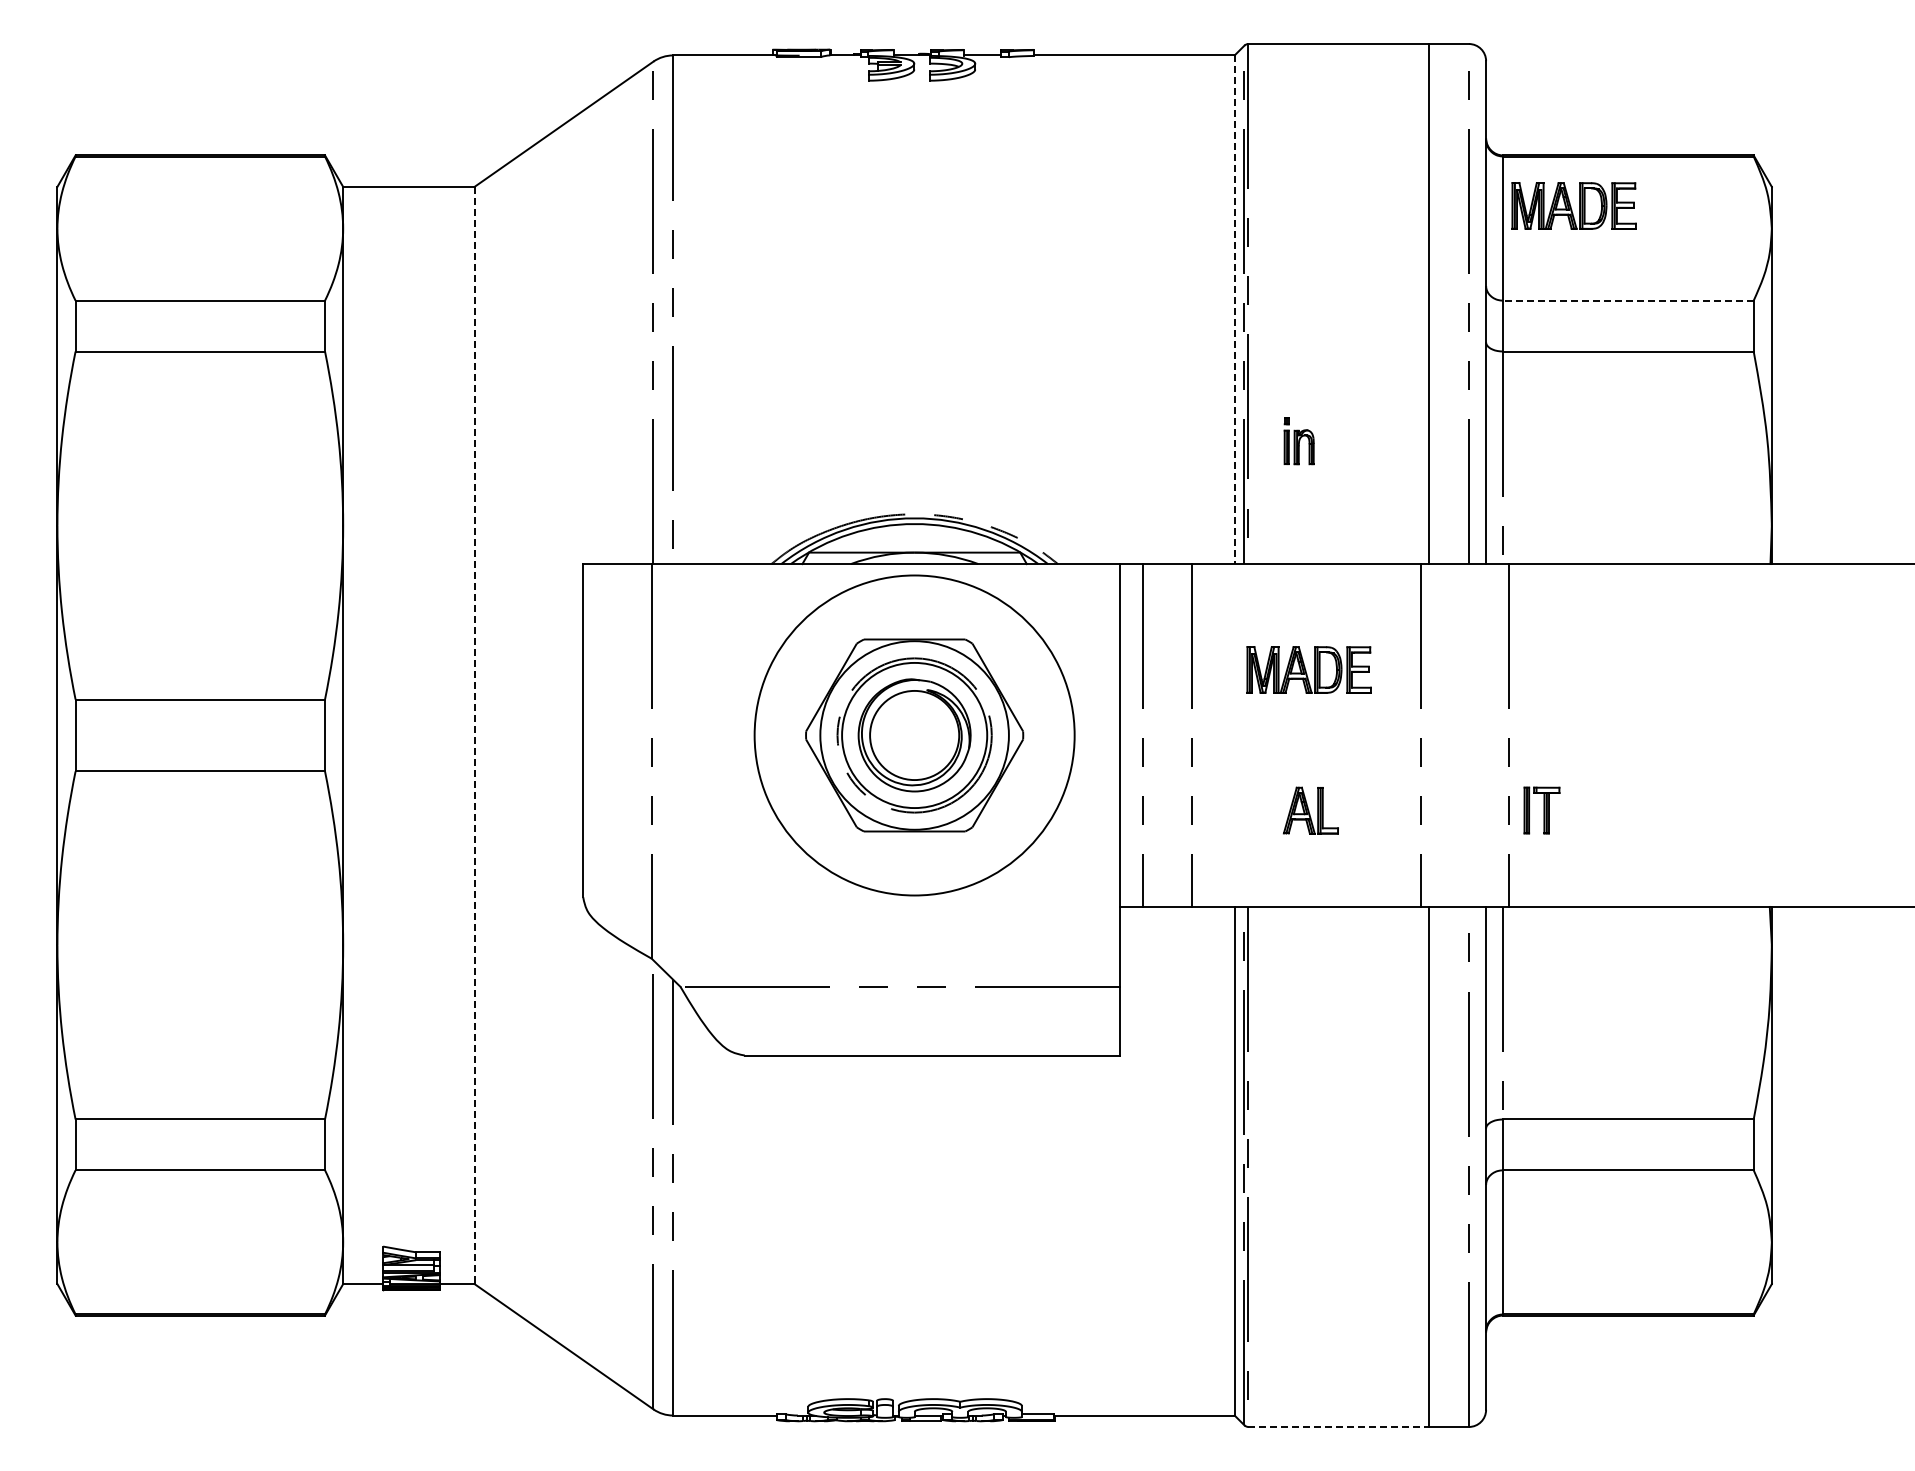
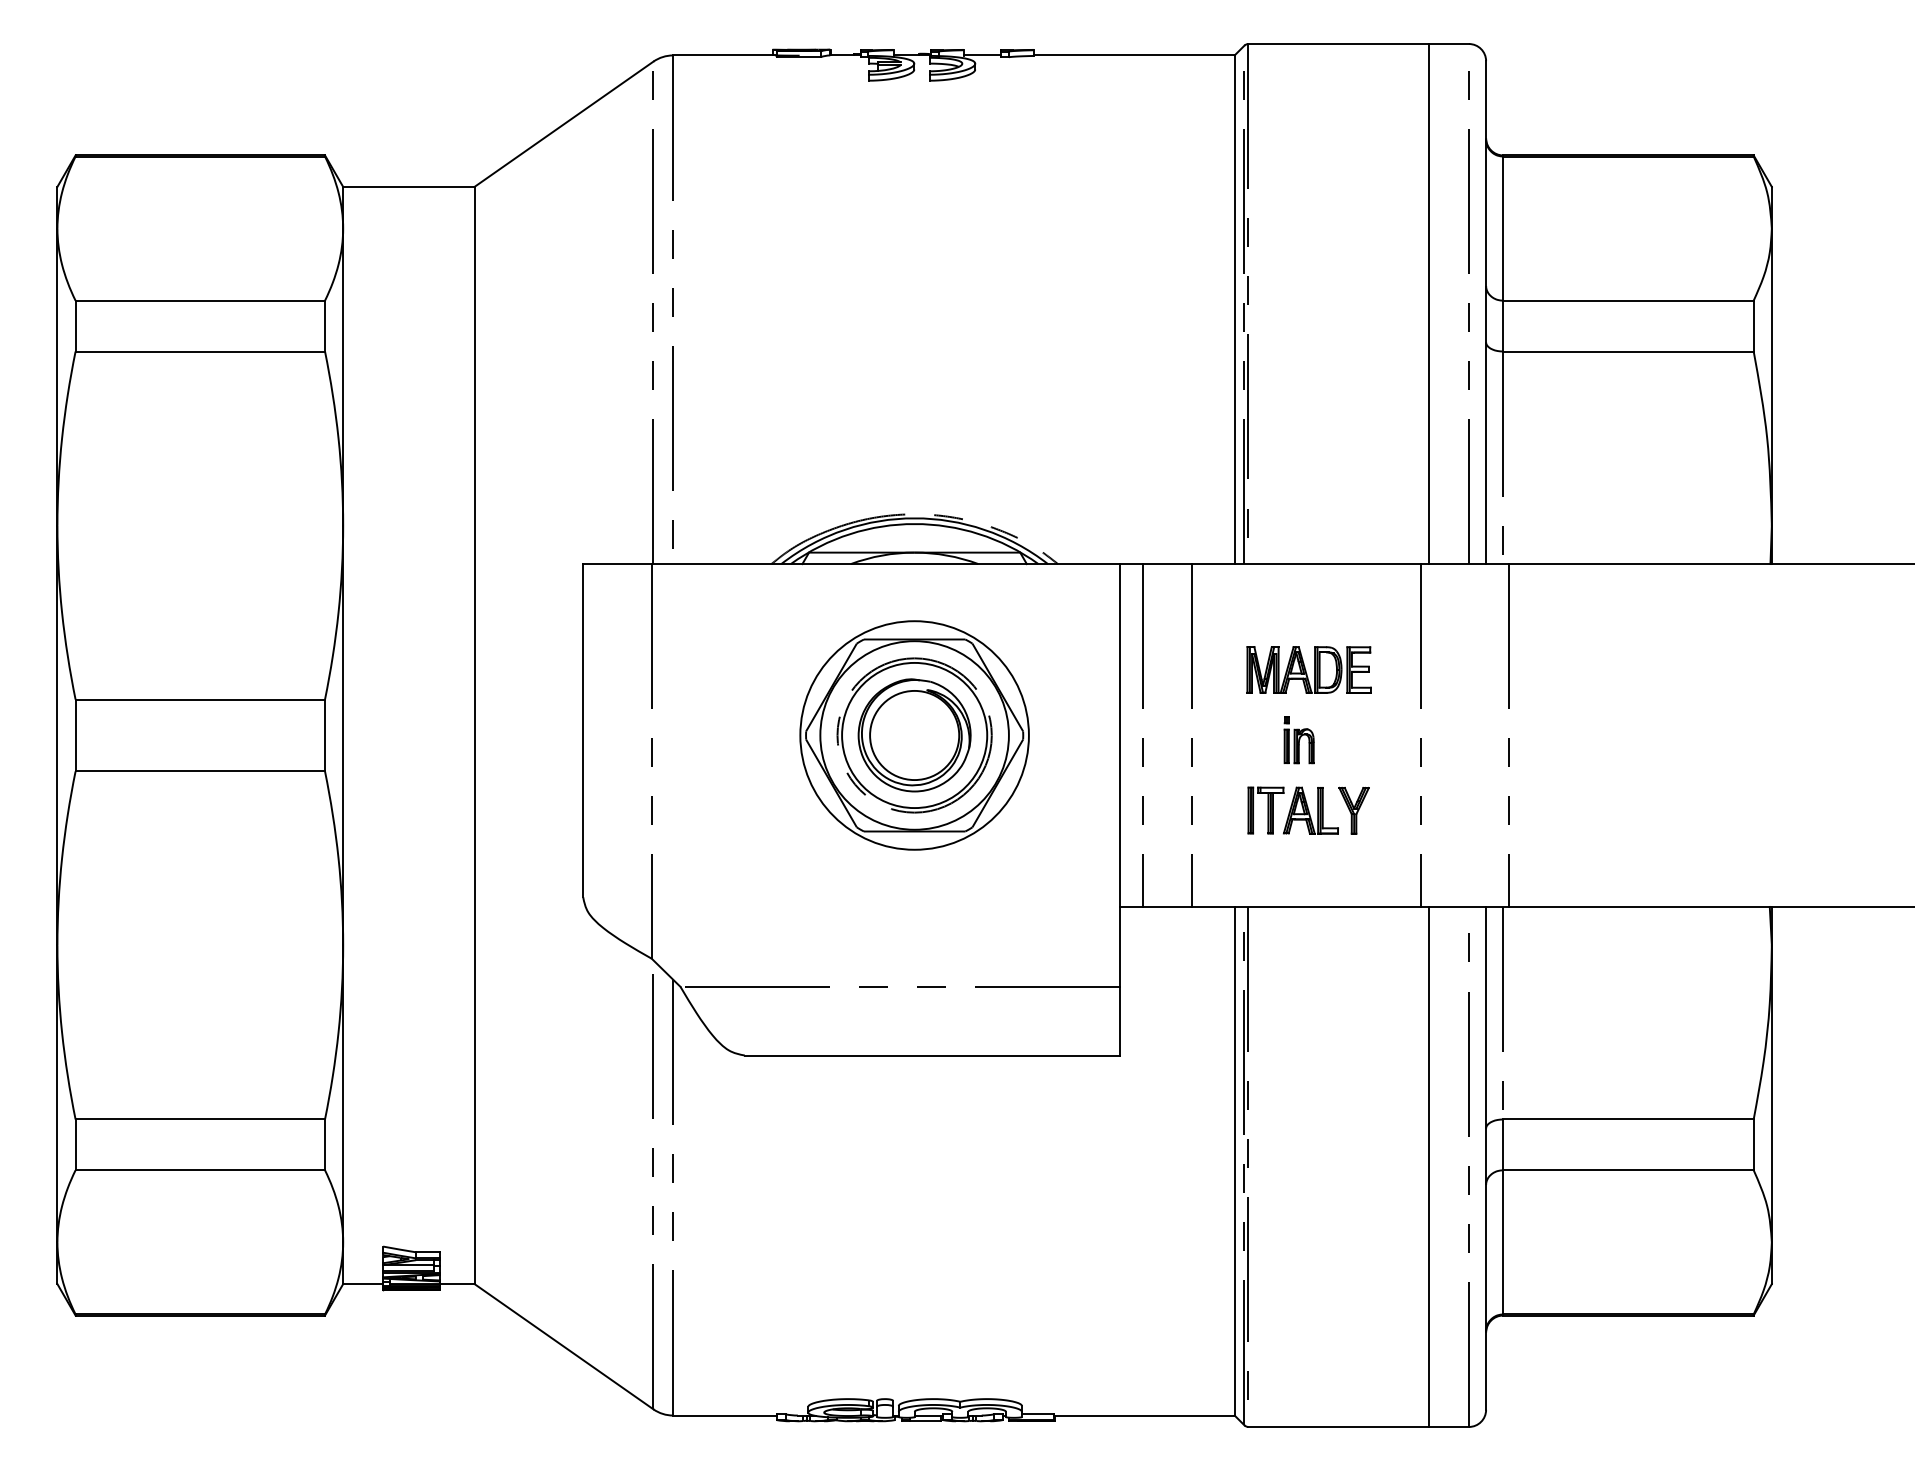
part: present -> none (1573, 205)
line: dashed -> solid (1627, 300)
line: dashed -> solid (1234, 310)
part position: (1298, 441) -> (1298, 740) (1298, 740)
line: dashed -> solid (474, 735)
circle diameter: 320 px -> 229 px (914, 735)
part: none -> present (1353, 810)
part position: (1541, 810) -> (1265, 810) (1265, 810)
line: dashed -> solid (1339, 1426)
